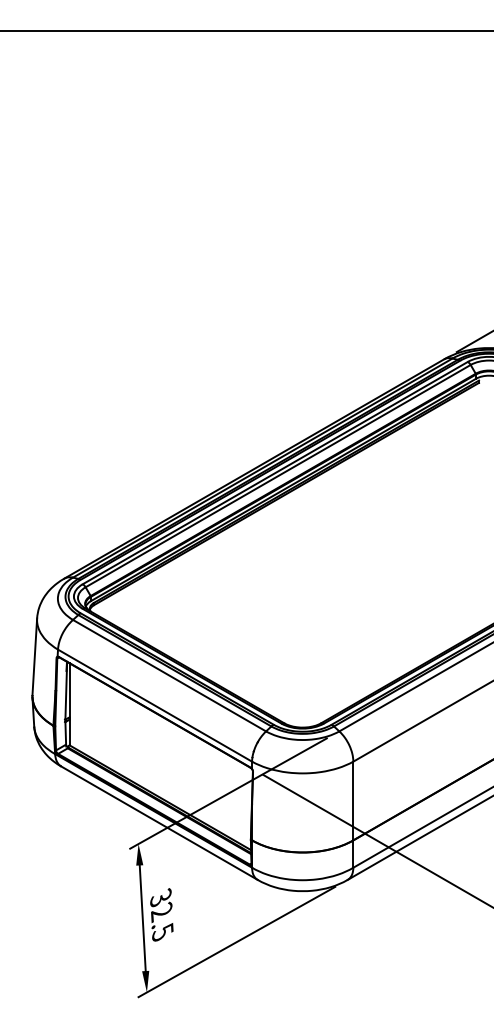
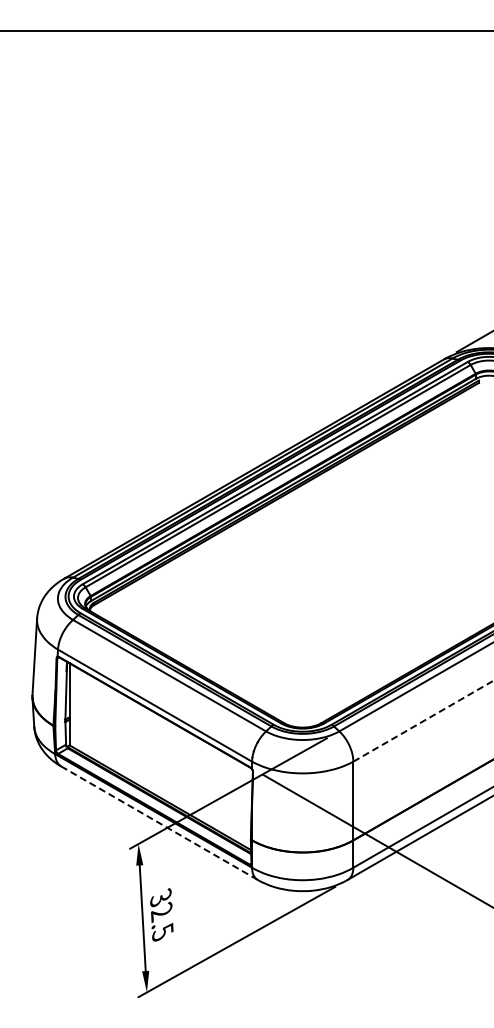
line: solid -> dashed (423, 721)
line: solid -> dashed (159, 822)
